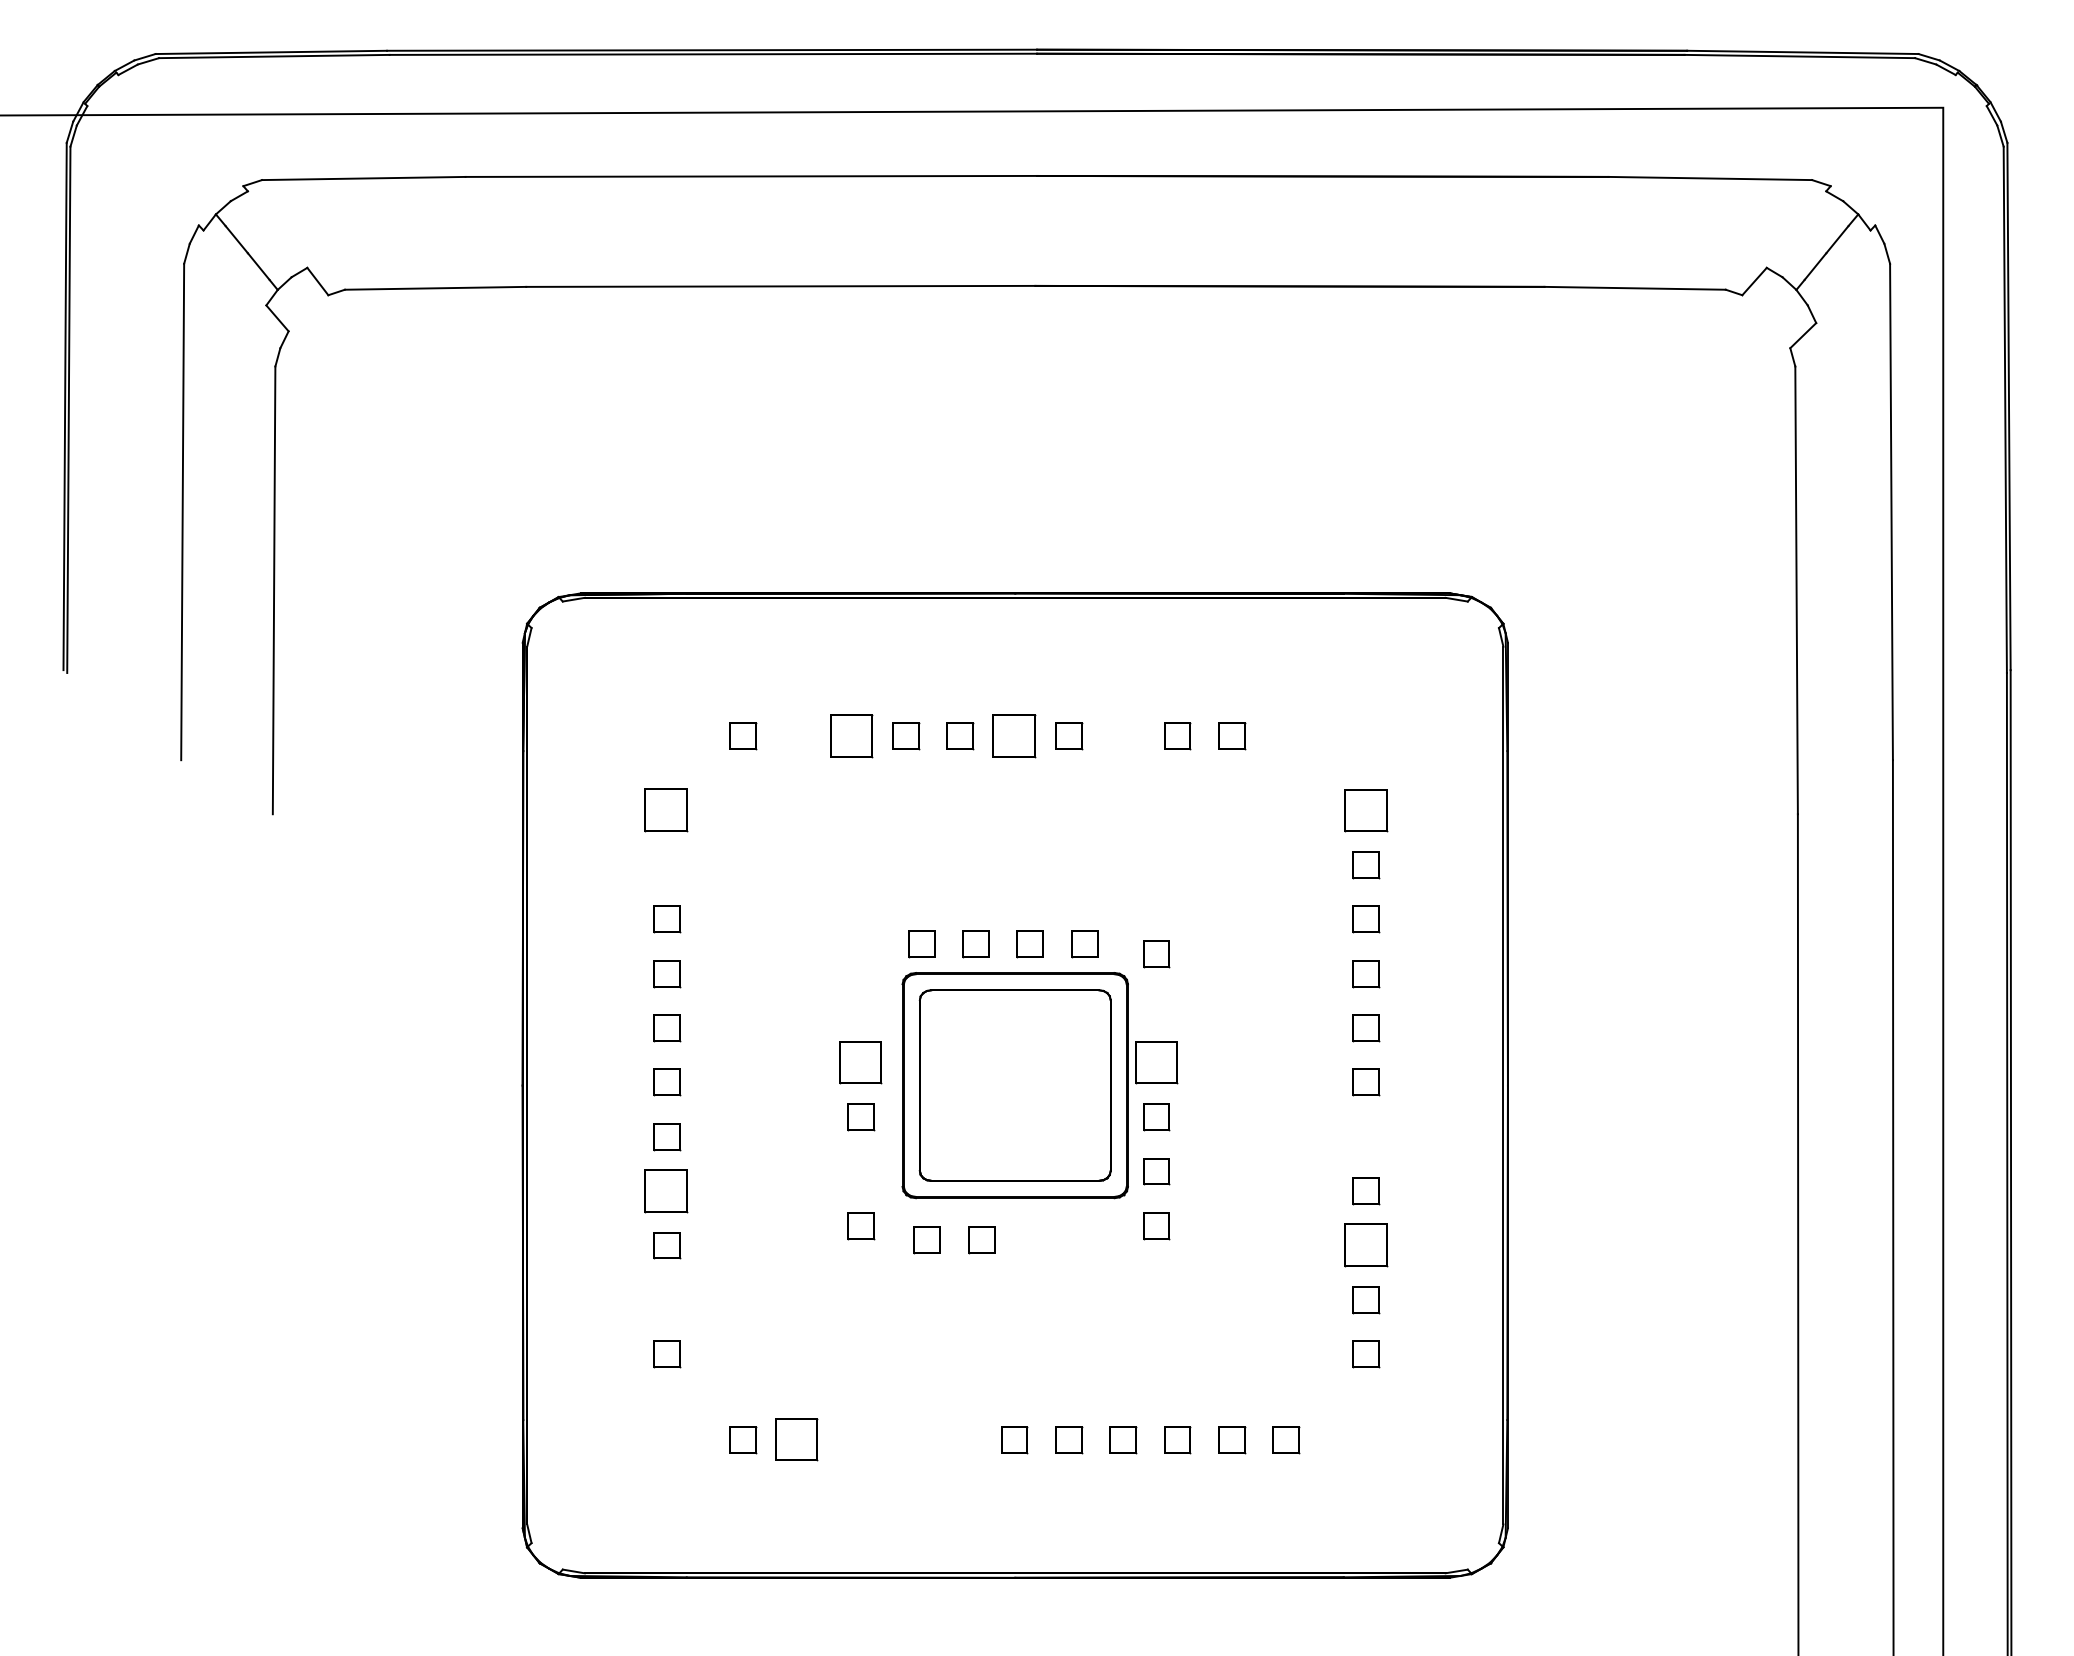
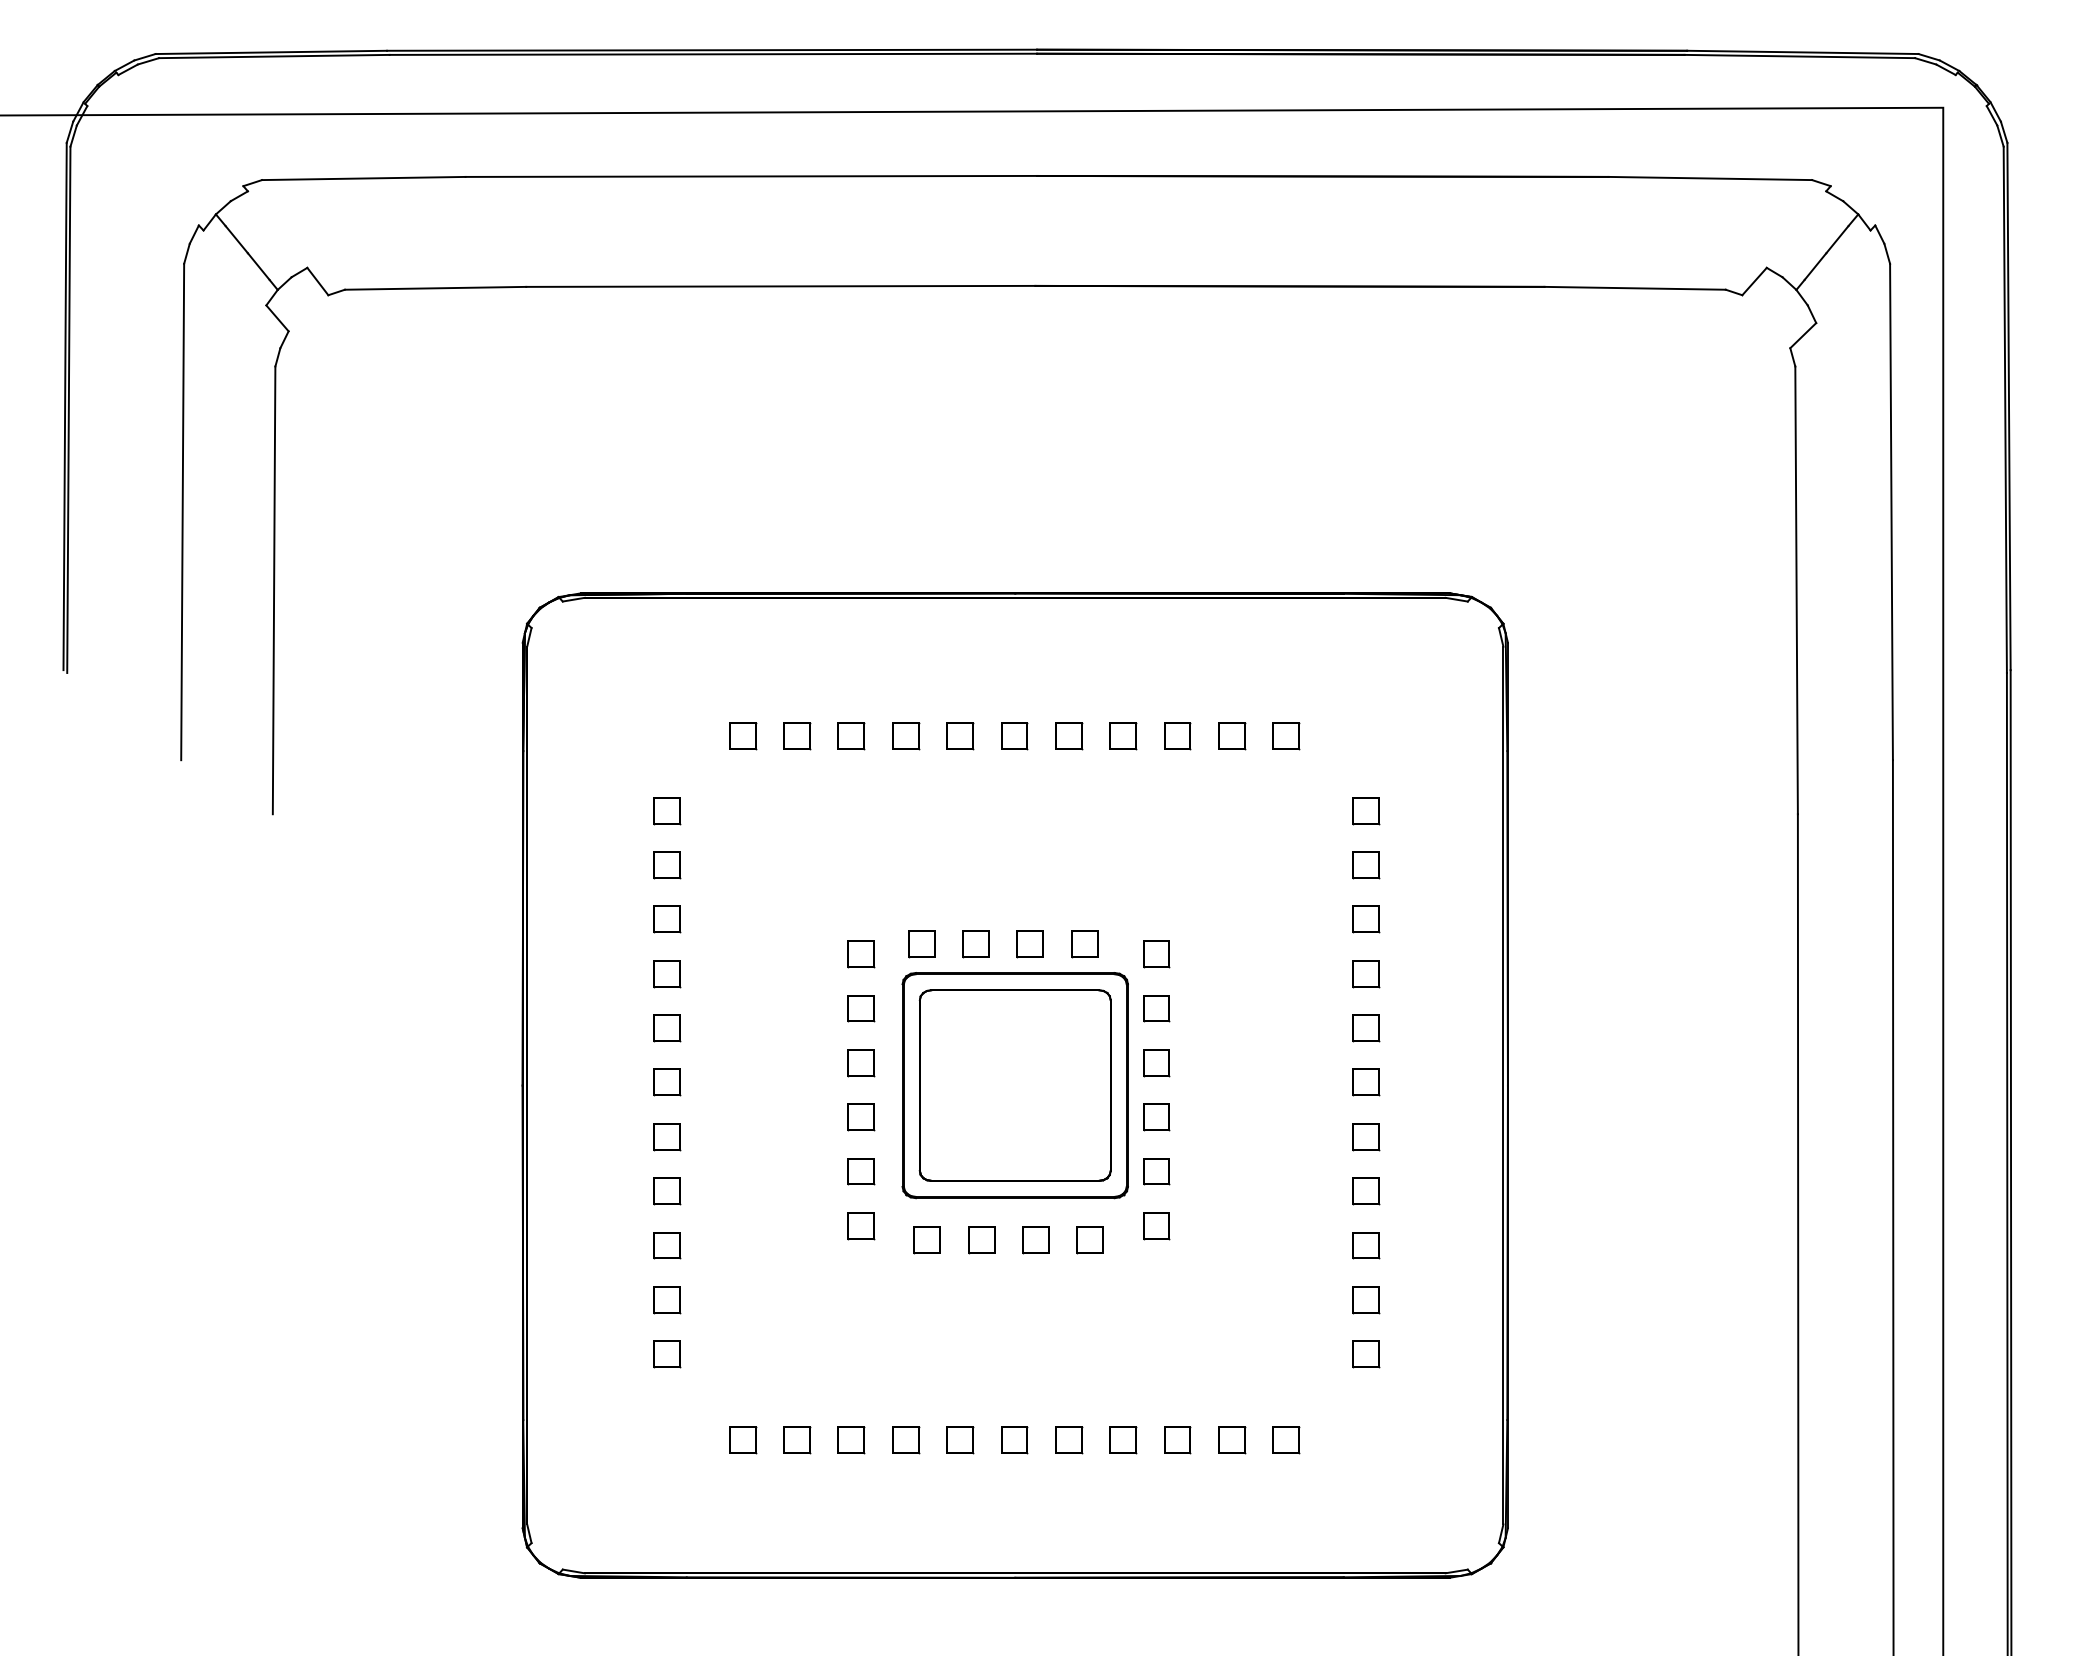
part: none -> present (797, 736)
part size: 44x45 px -> 29x29 px (851, 736)
part size: 45x45 px -> 28x29 px (1014, 736)
part: none -> present (1123, 736)
part: none -> present (1286, 736)
part size: 45x45 px -> 29x29 px (667, 811)
part size: 45x44 px -> 29x29 px (1366, 811)
part: none -> present (667, 865)
part: none -> present (861, 954)
part: none -> present (861, 1008)
part: none -> present (1156, 1008)
part size: 44x44 px -> 29x29 px (861, 1063)
part size: 44x44 px -> 28x29 px (1156, 1063)
part: none -> present (1366, 1137)
part: none -> present (861, 1171)
part size: 45x45 px -> 29x29 px (667, 1191)
part: none -> present (1035, 1240)
part: none -> present (1089, 1240)
part size: 45x45 px -> 29x28 px (1366, 1245)
part: none -> present (667, 1300)
part size: 44x44 px -> 29x29 px (797, 1440)
part: none -> present (851, 1440)
part: none -> present (906, 1440)
part: none -> present (960, 1440)
